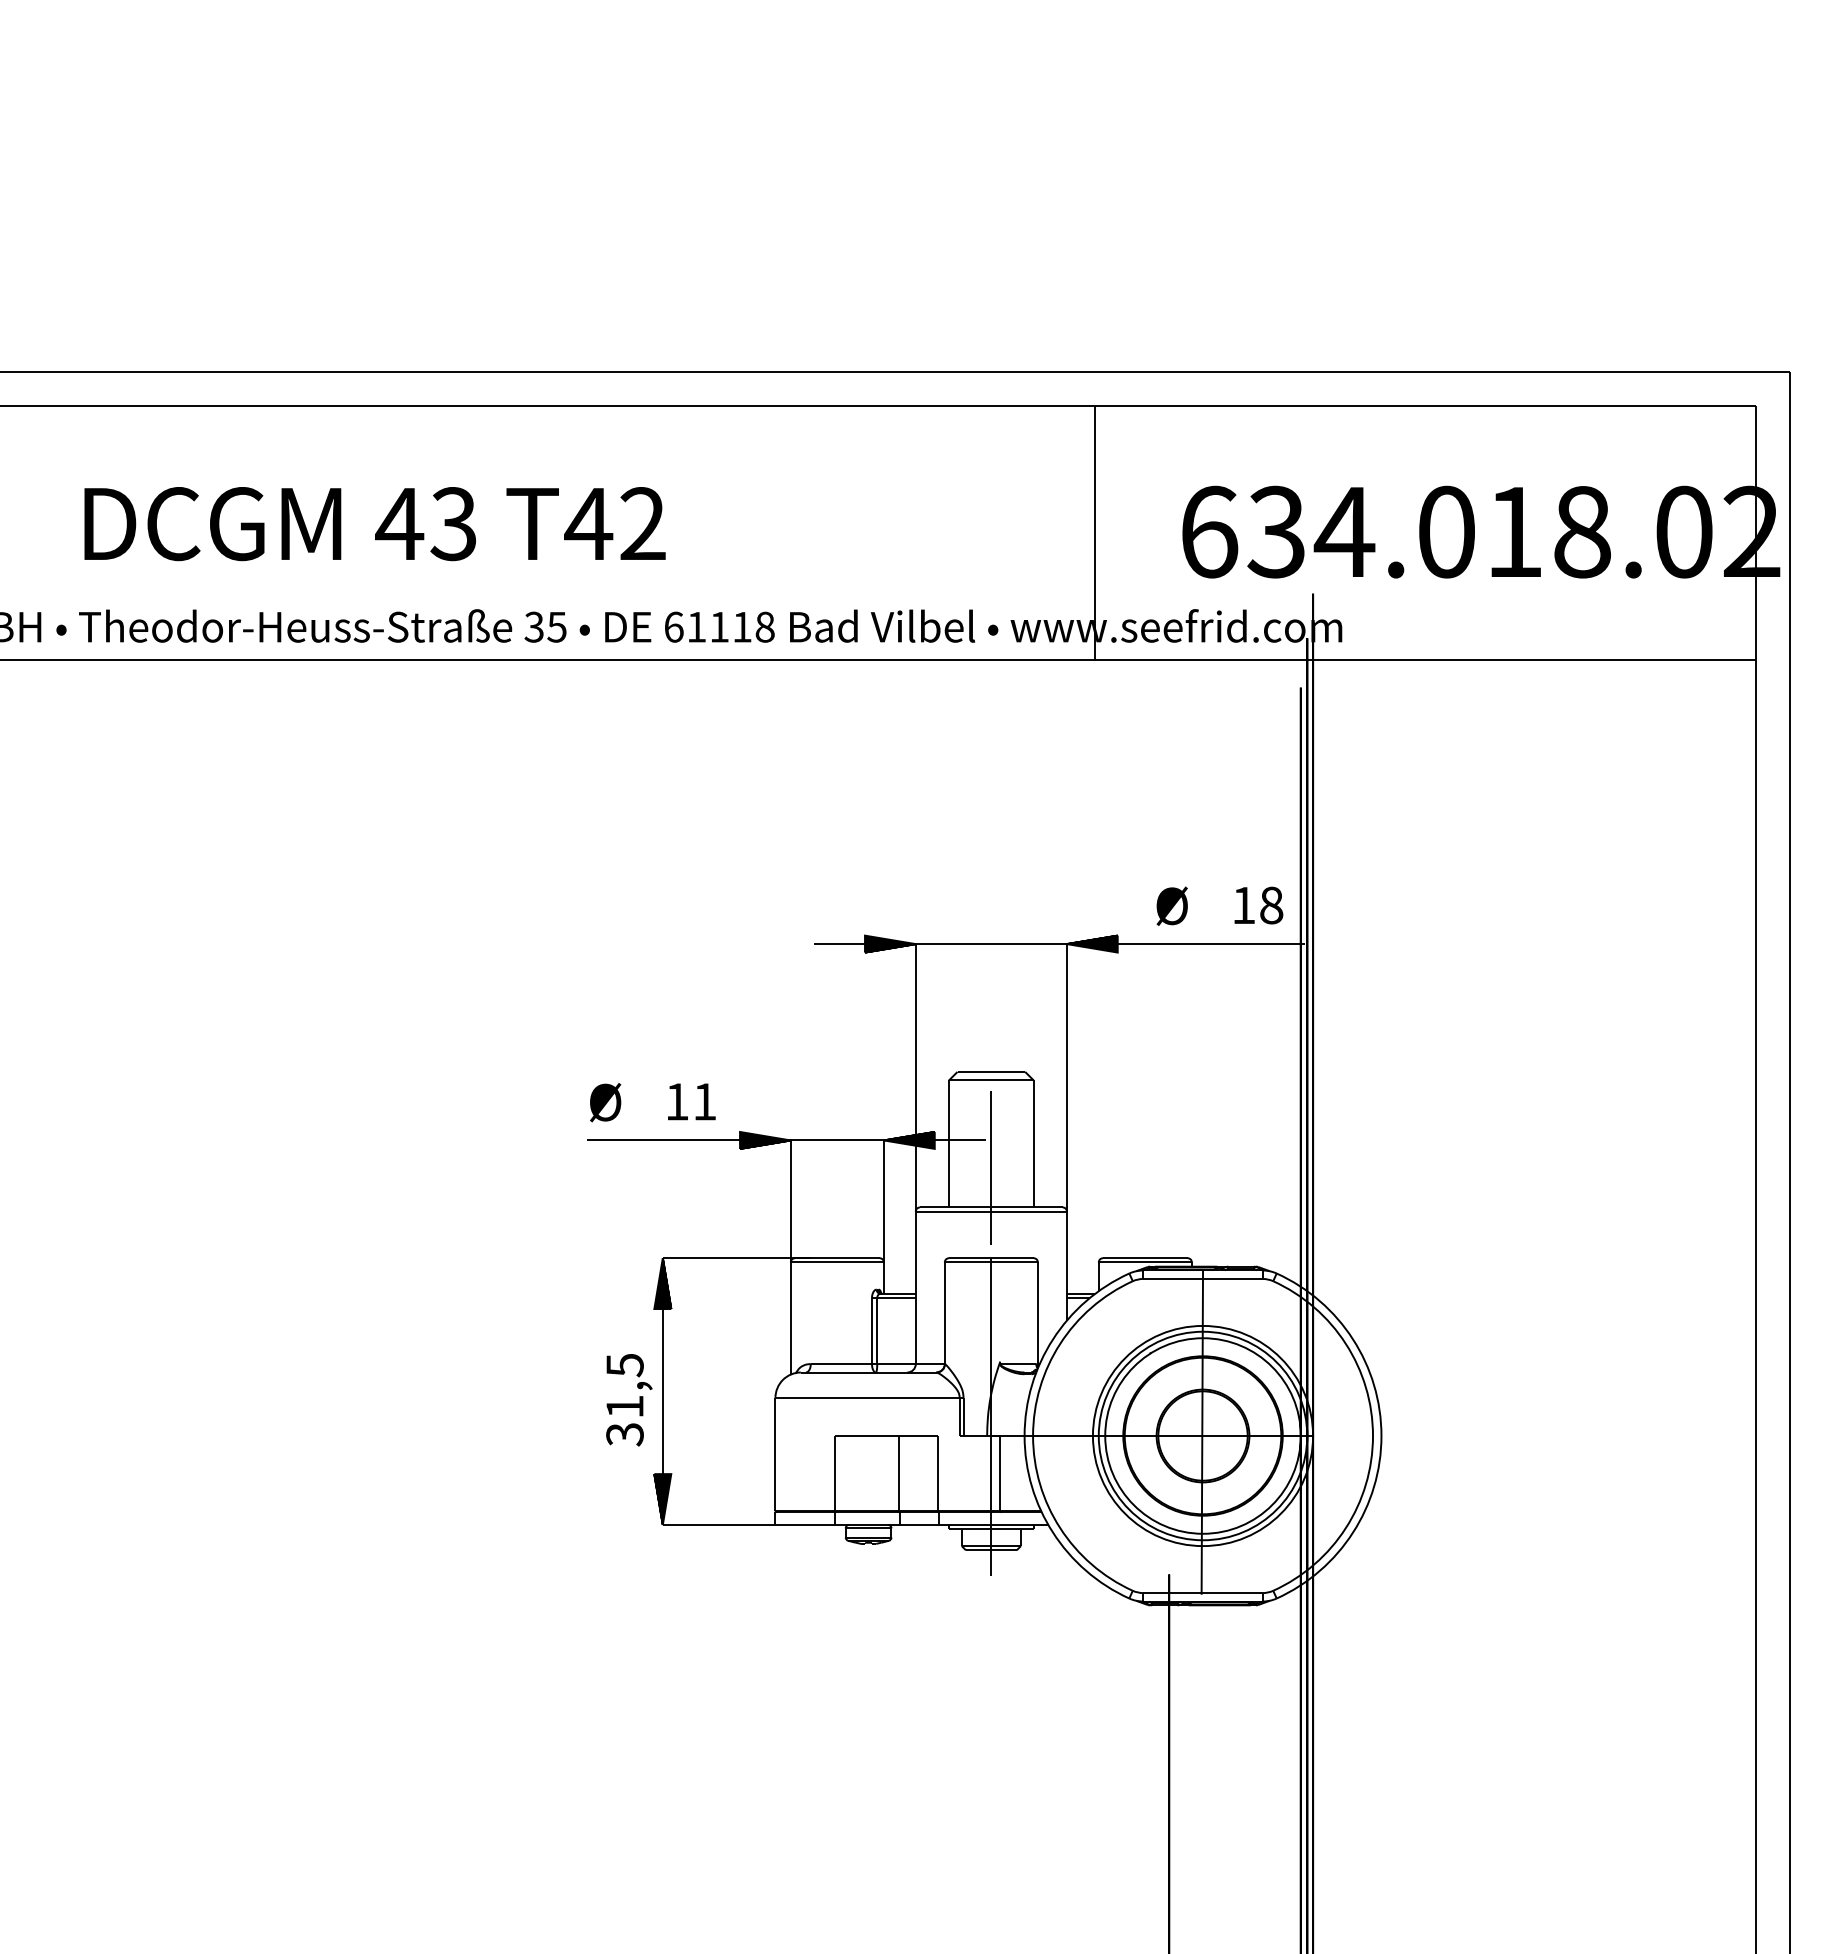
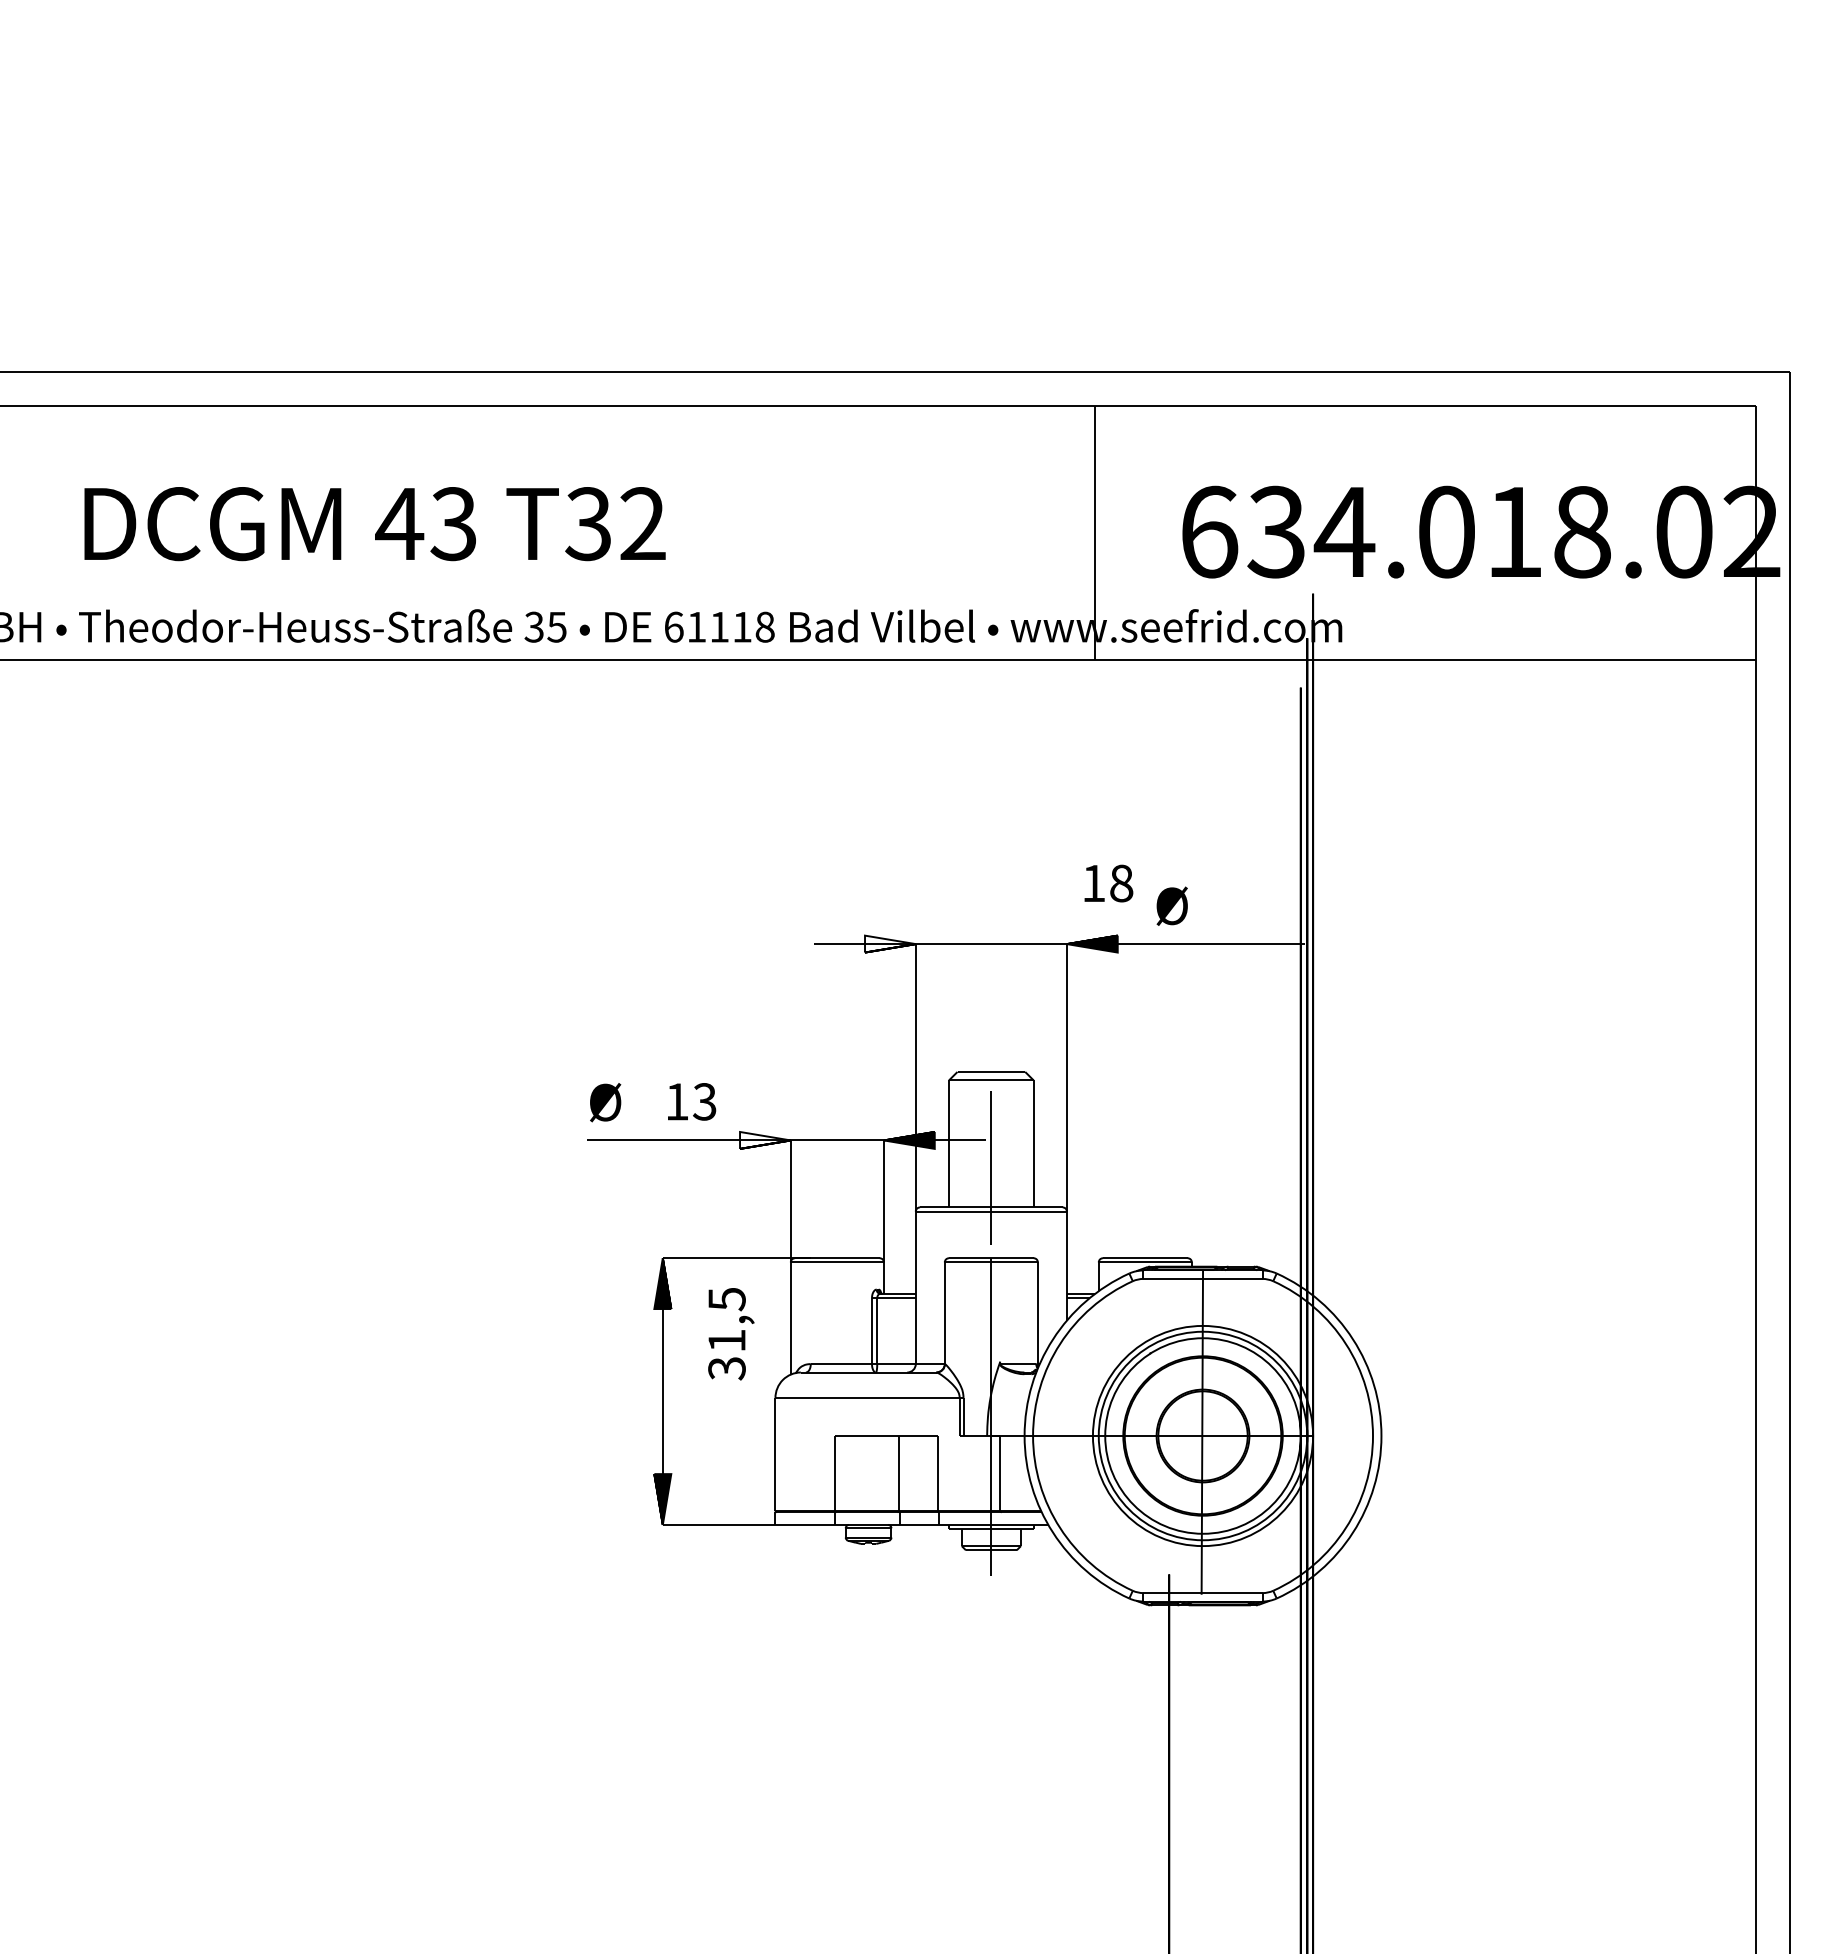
text: T42 -> T32 (588, 524)
text position: (1258, 905) -> (1108, 883) (1108, 883)
fill: present -> none (890, 943)
text: 11 -> 13 (704, 1101)
fill: present -> none (765, 1139)
text position: (629, 1400) -> (731, 1334) (731, 1334)
